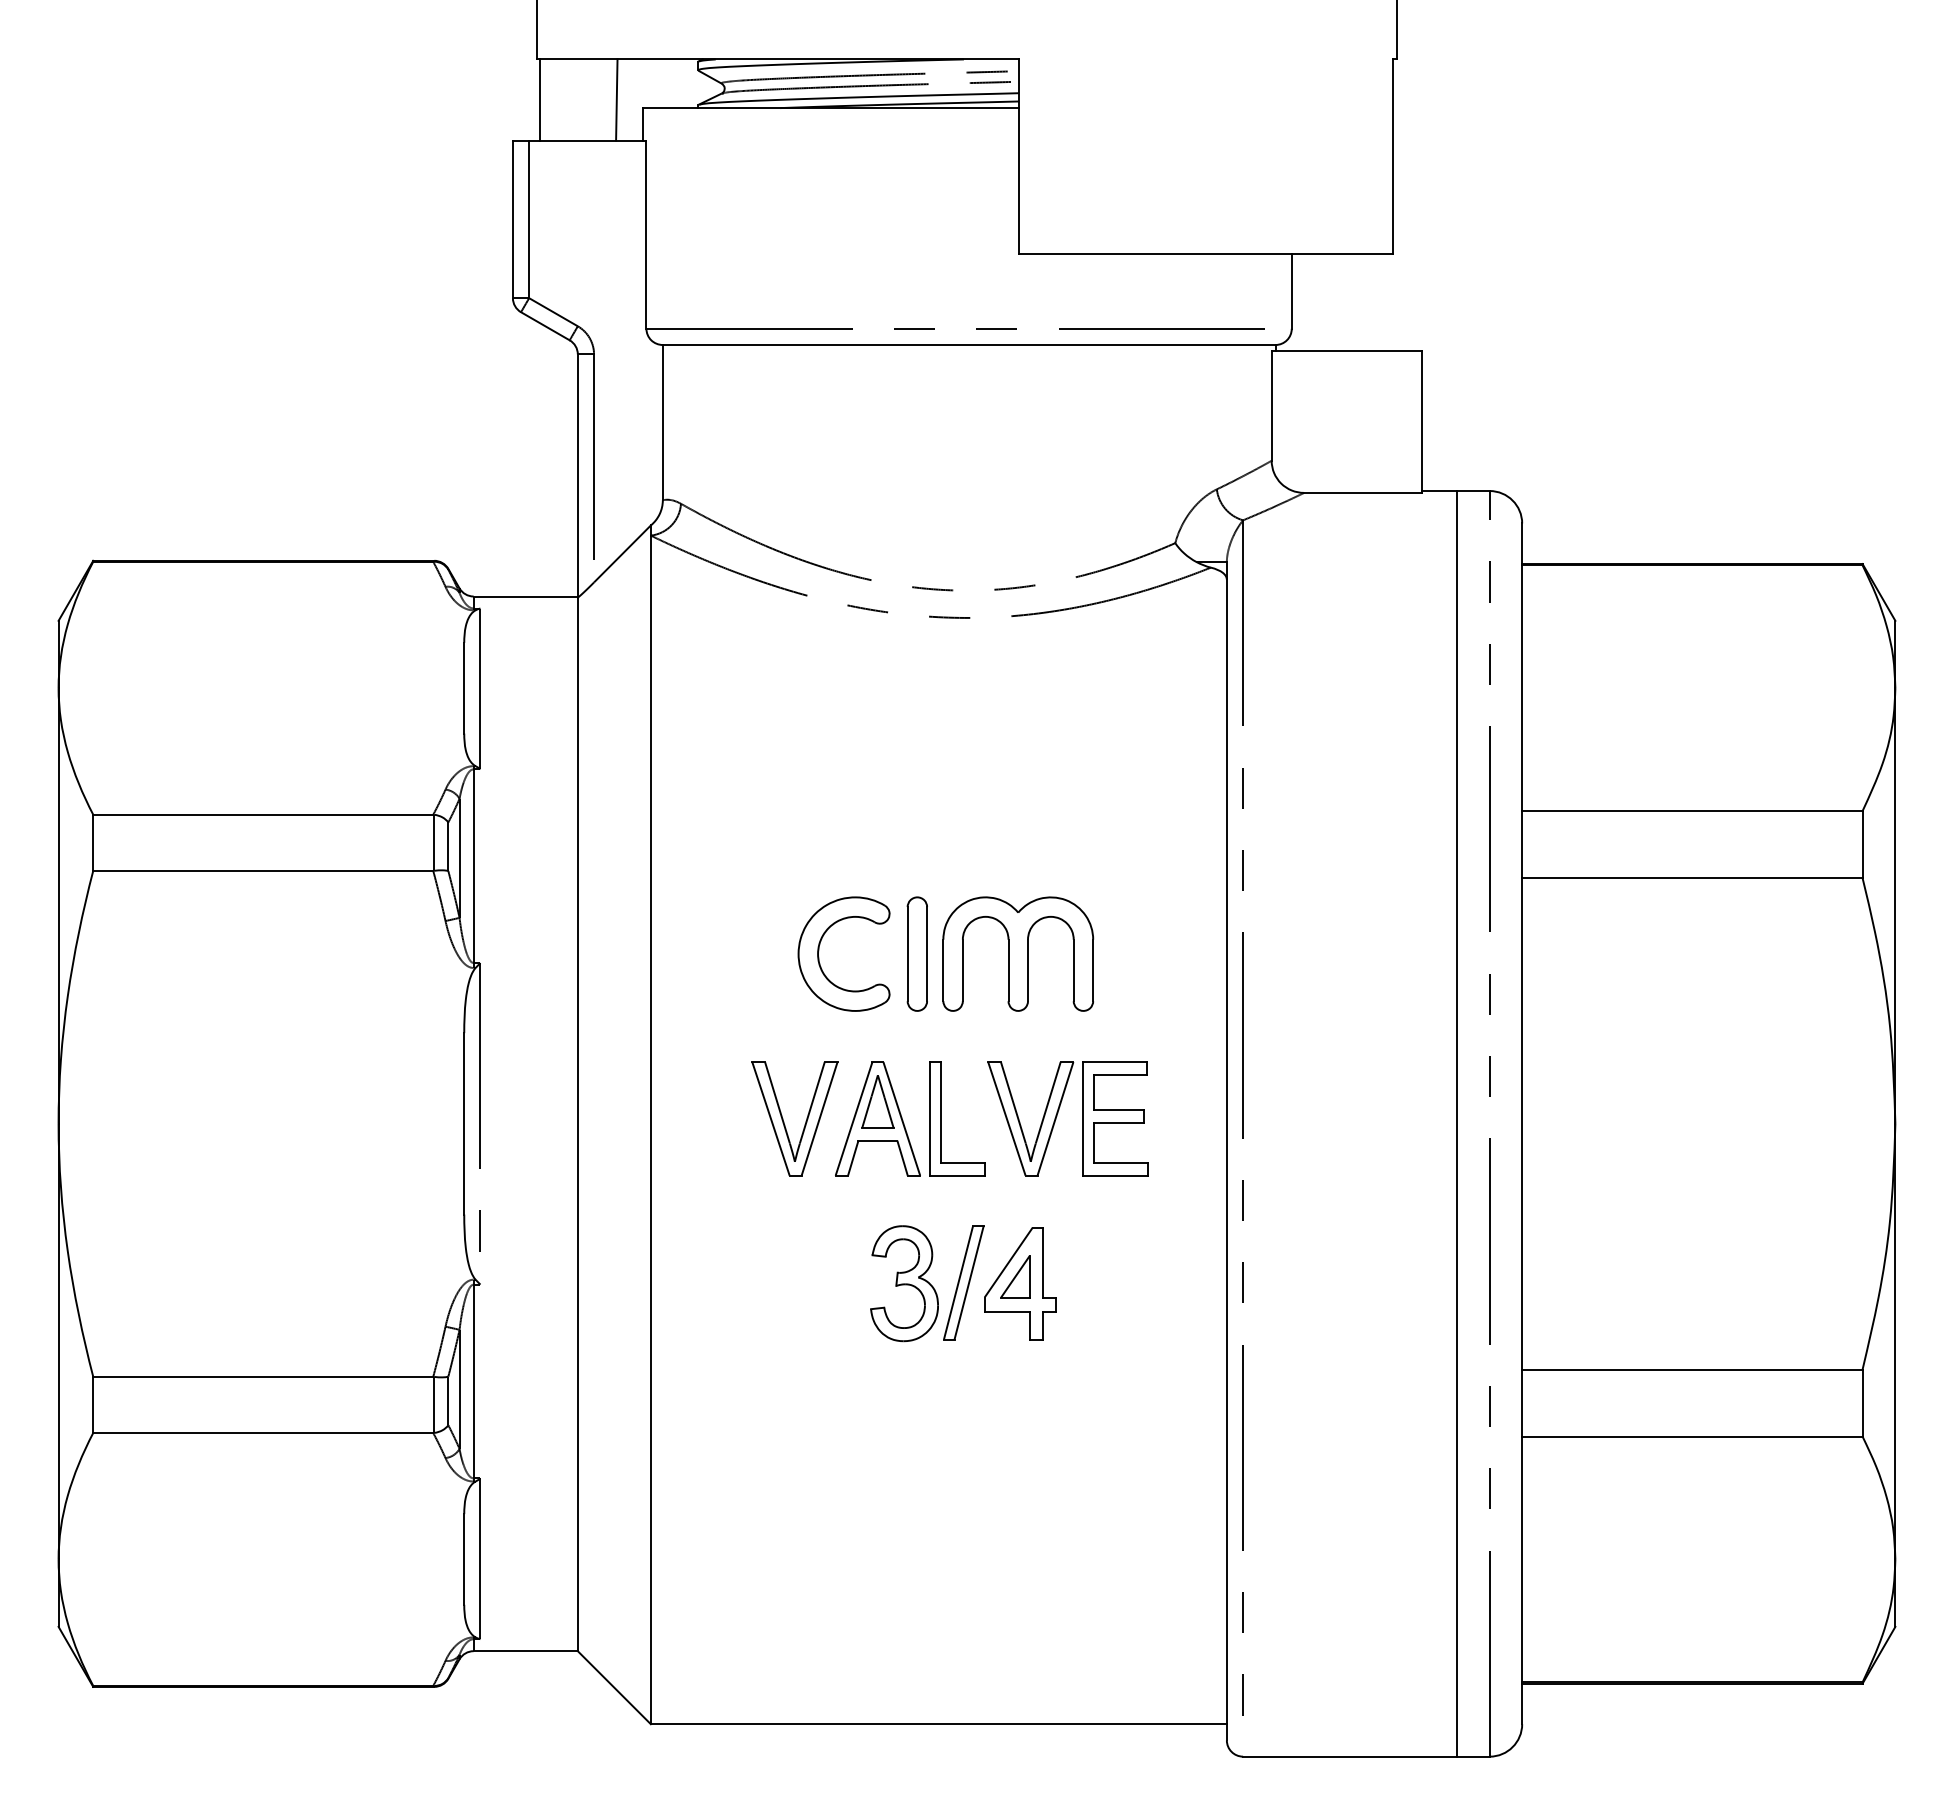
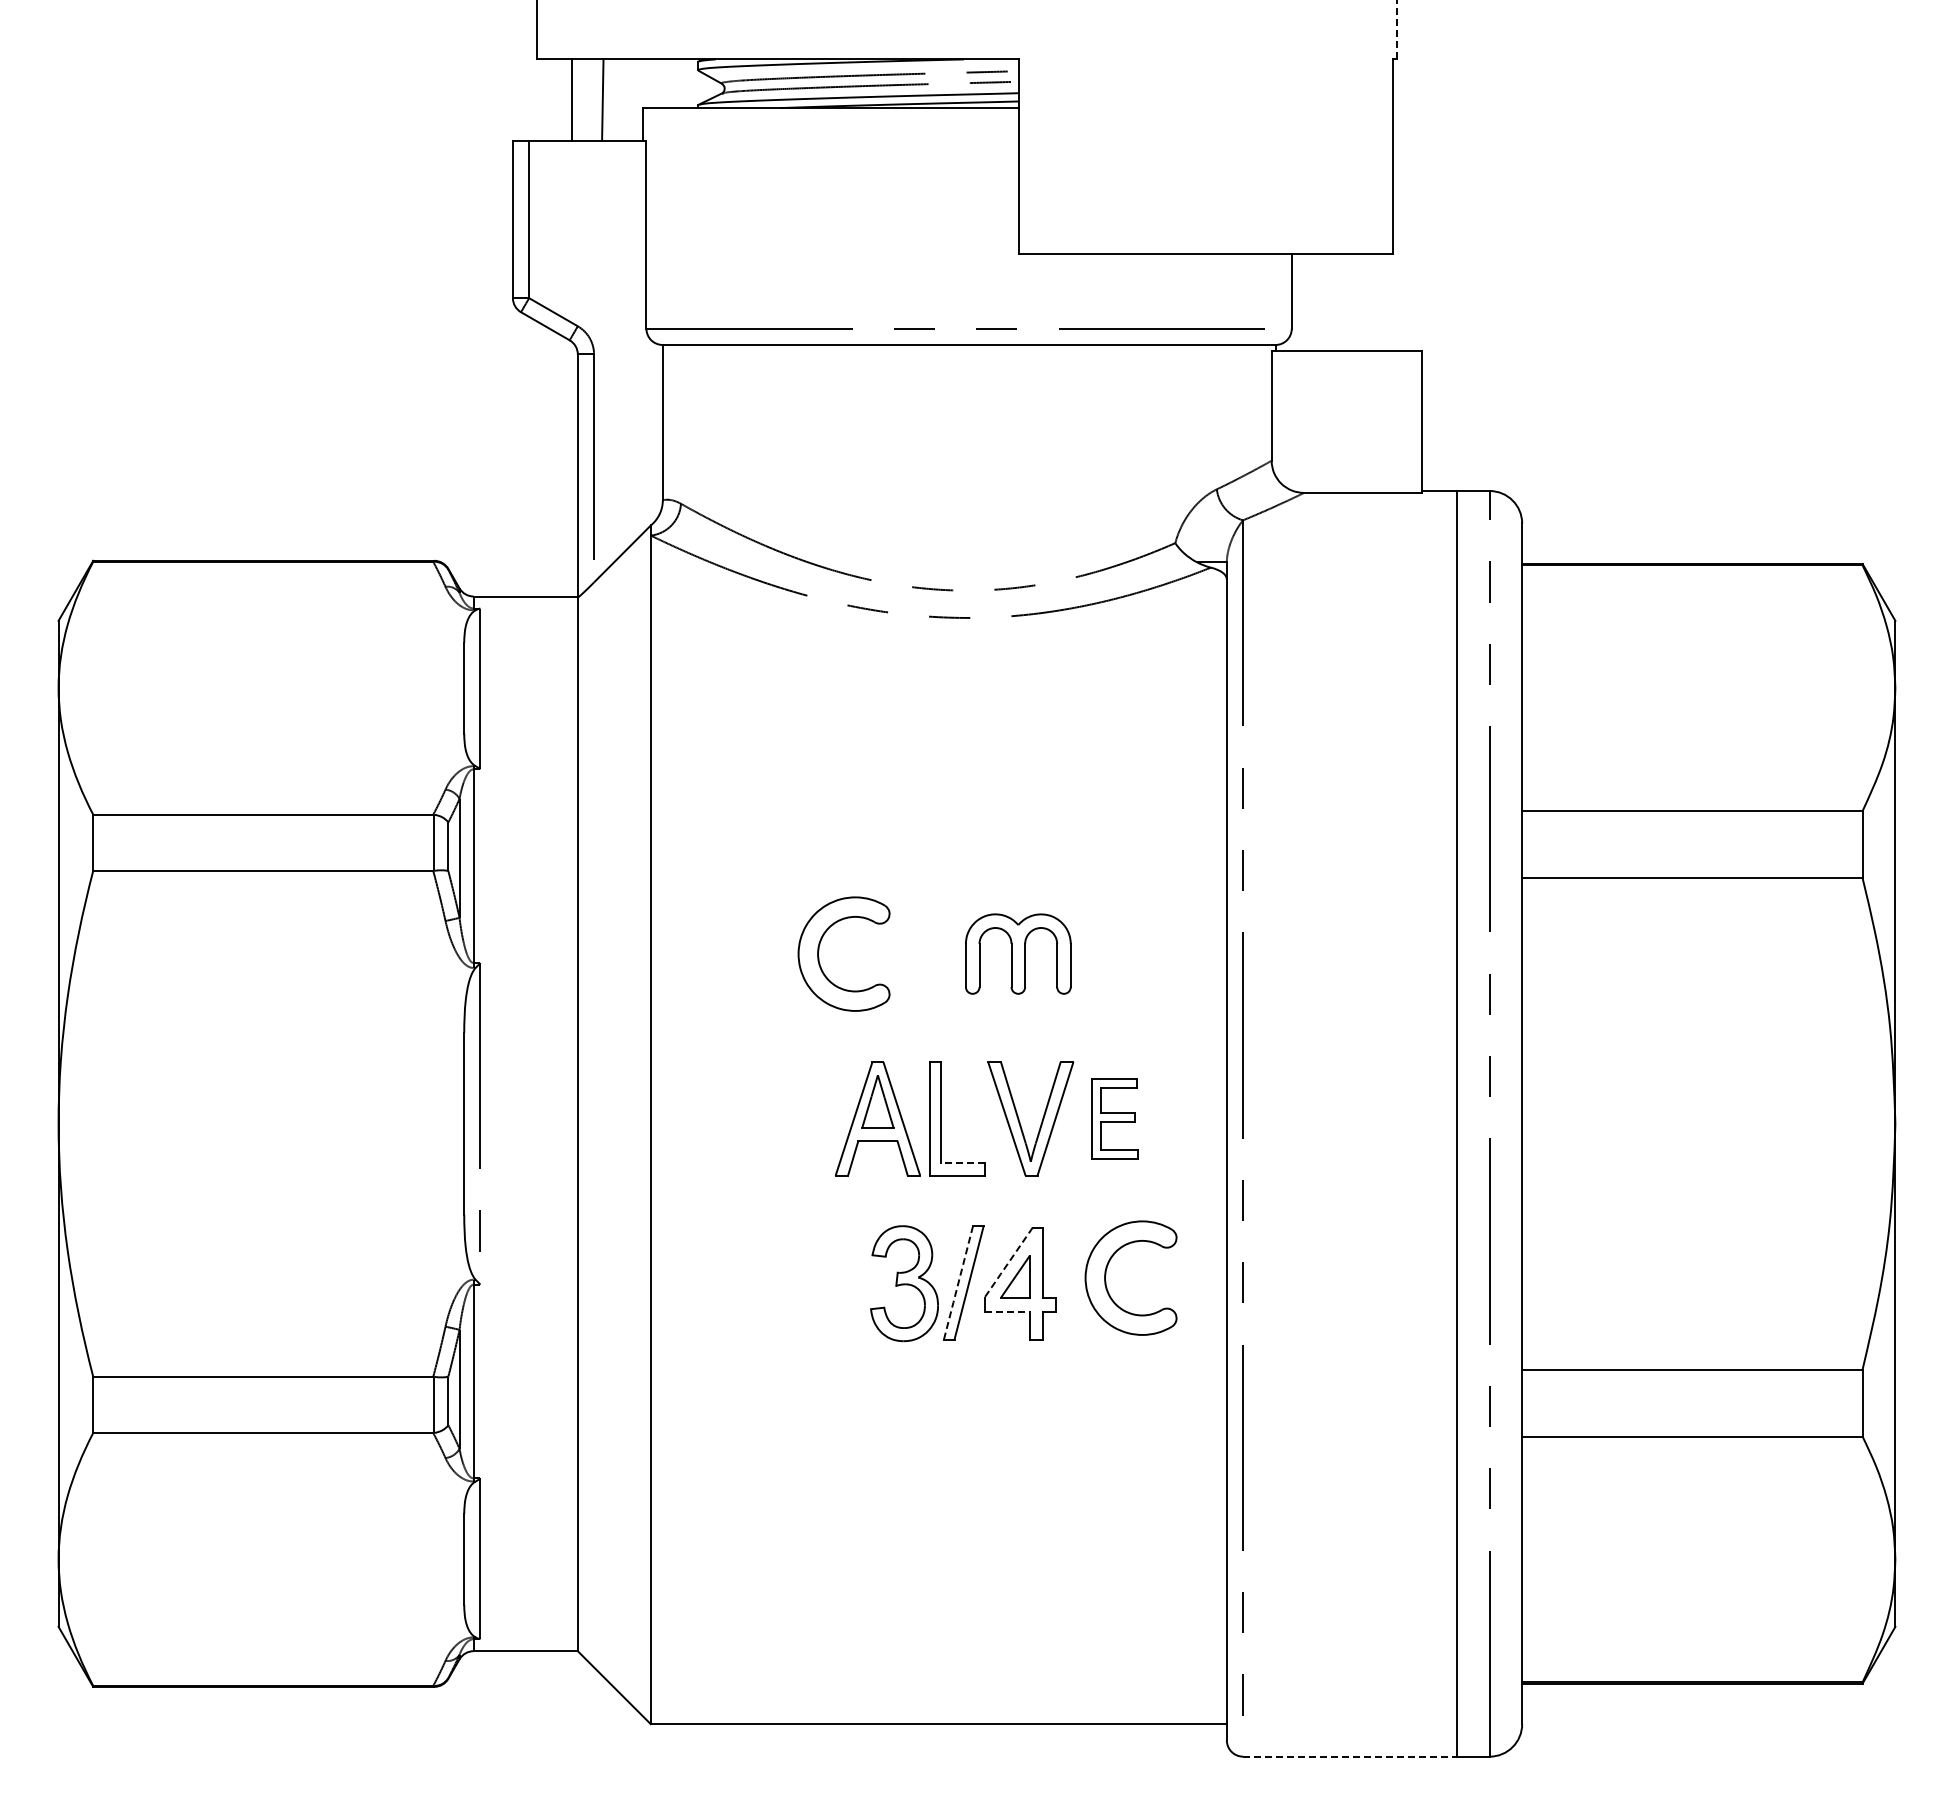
line: solid -> dashed (1397, 29)
line position: (540, 99) -> (572, 99) (572, 99)
line position: (616, 99) -> (602, 99) (602, 99)
part: present -> none (916, 953)
part size: 153x116 px -> 107x82 px (1018, 953)
part size: 67x116 px -> 48x82 px (1114, 1118)
part: present -> none (784, 1121)
line: solid -> dashed (963, 1162)
line: solid -> dashed (1008, 1263)
part: none -> present (1106, 1274)
line: solid -> dashed (958, 1283)
line: solid -> dashed (1007, 1312)
line: solid -> dashed (1350, 1756)
